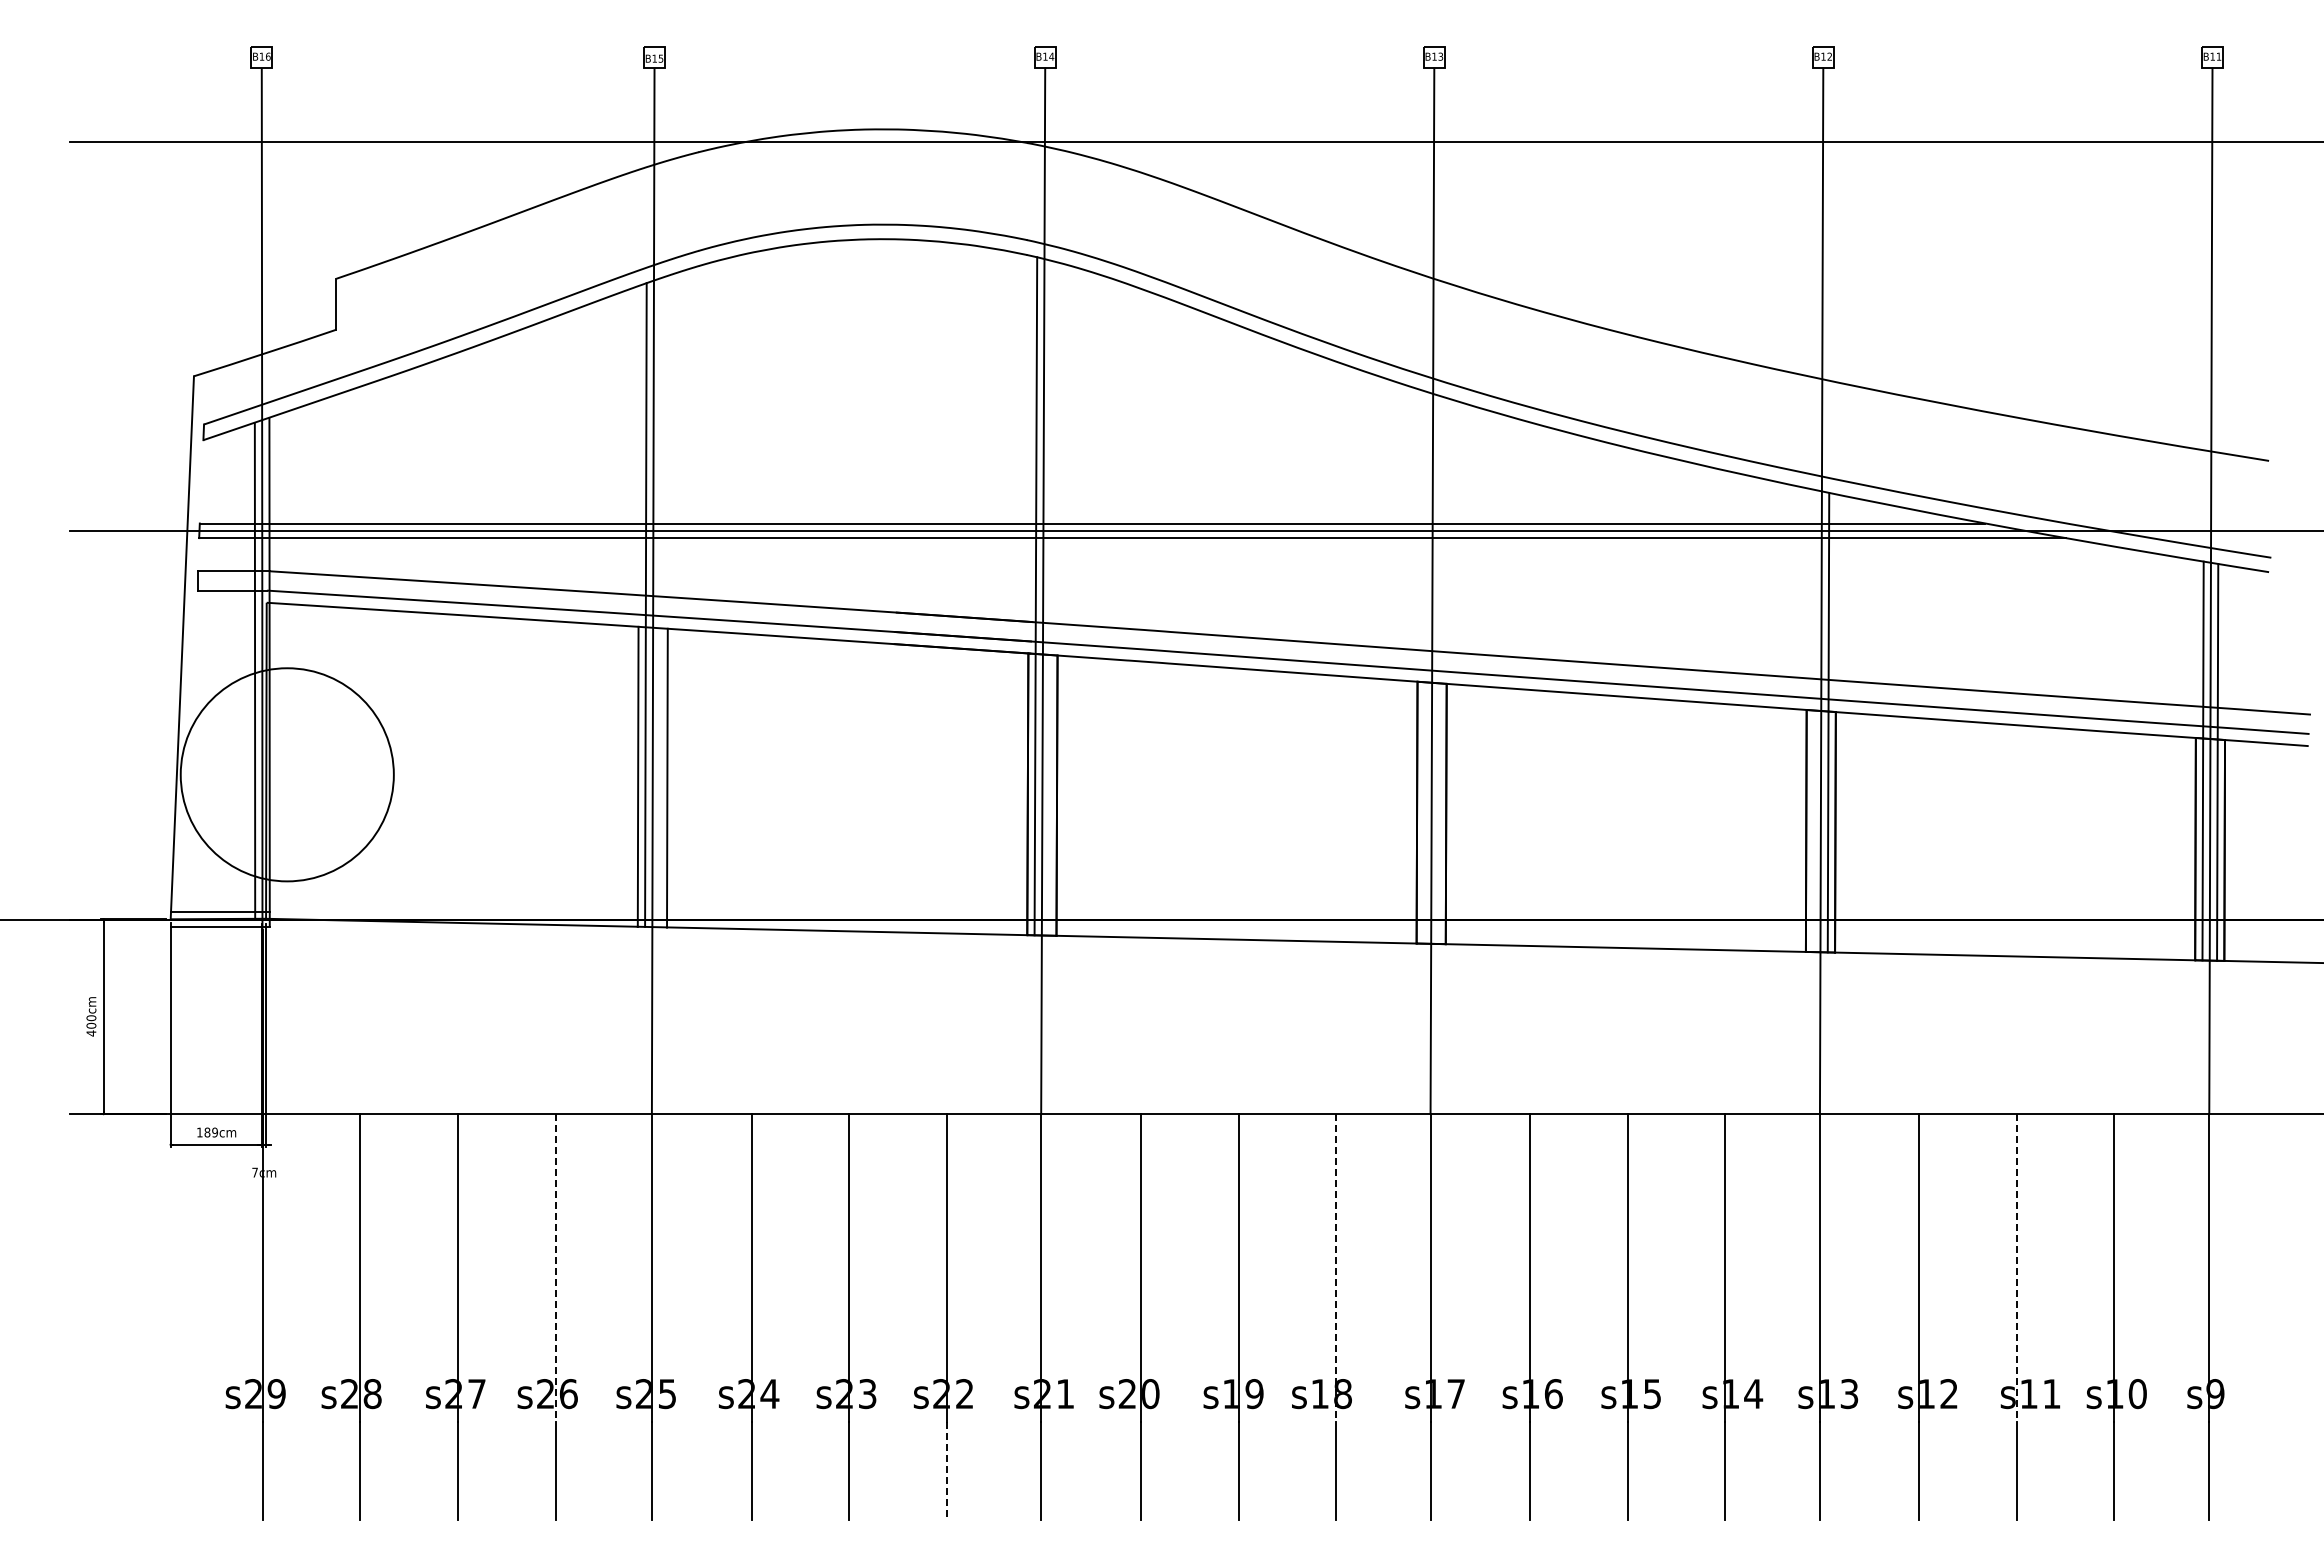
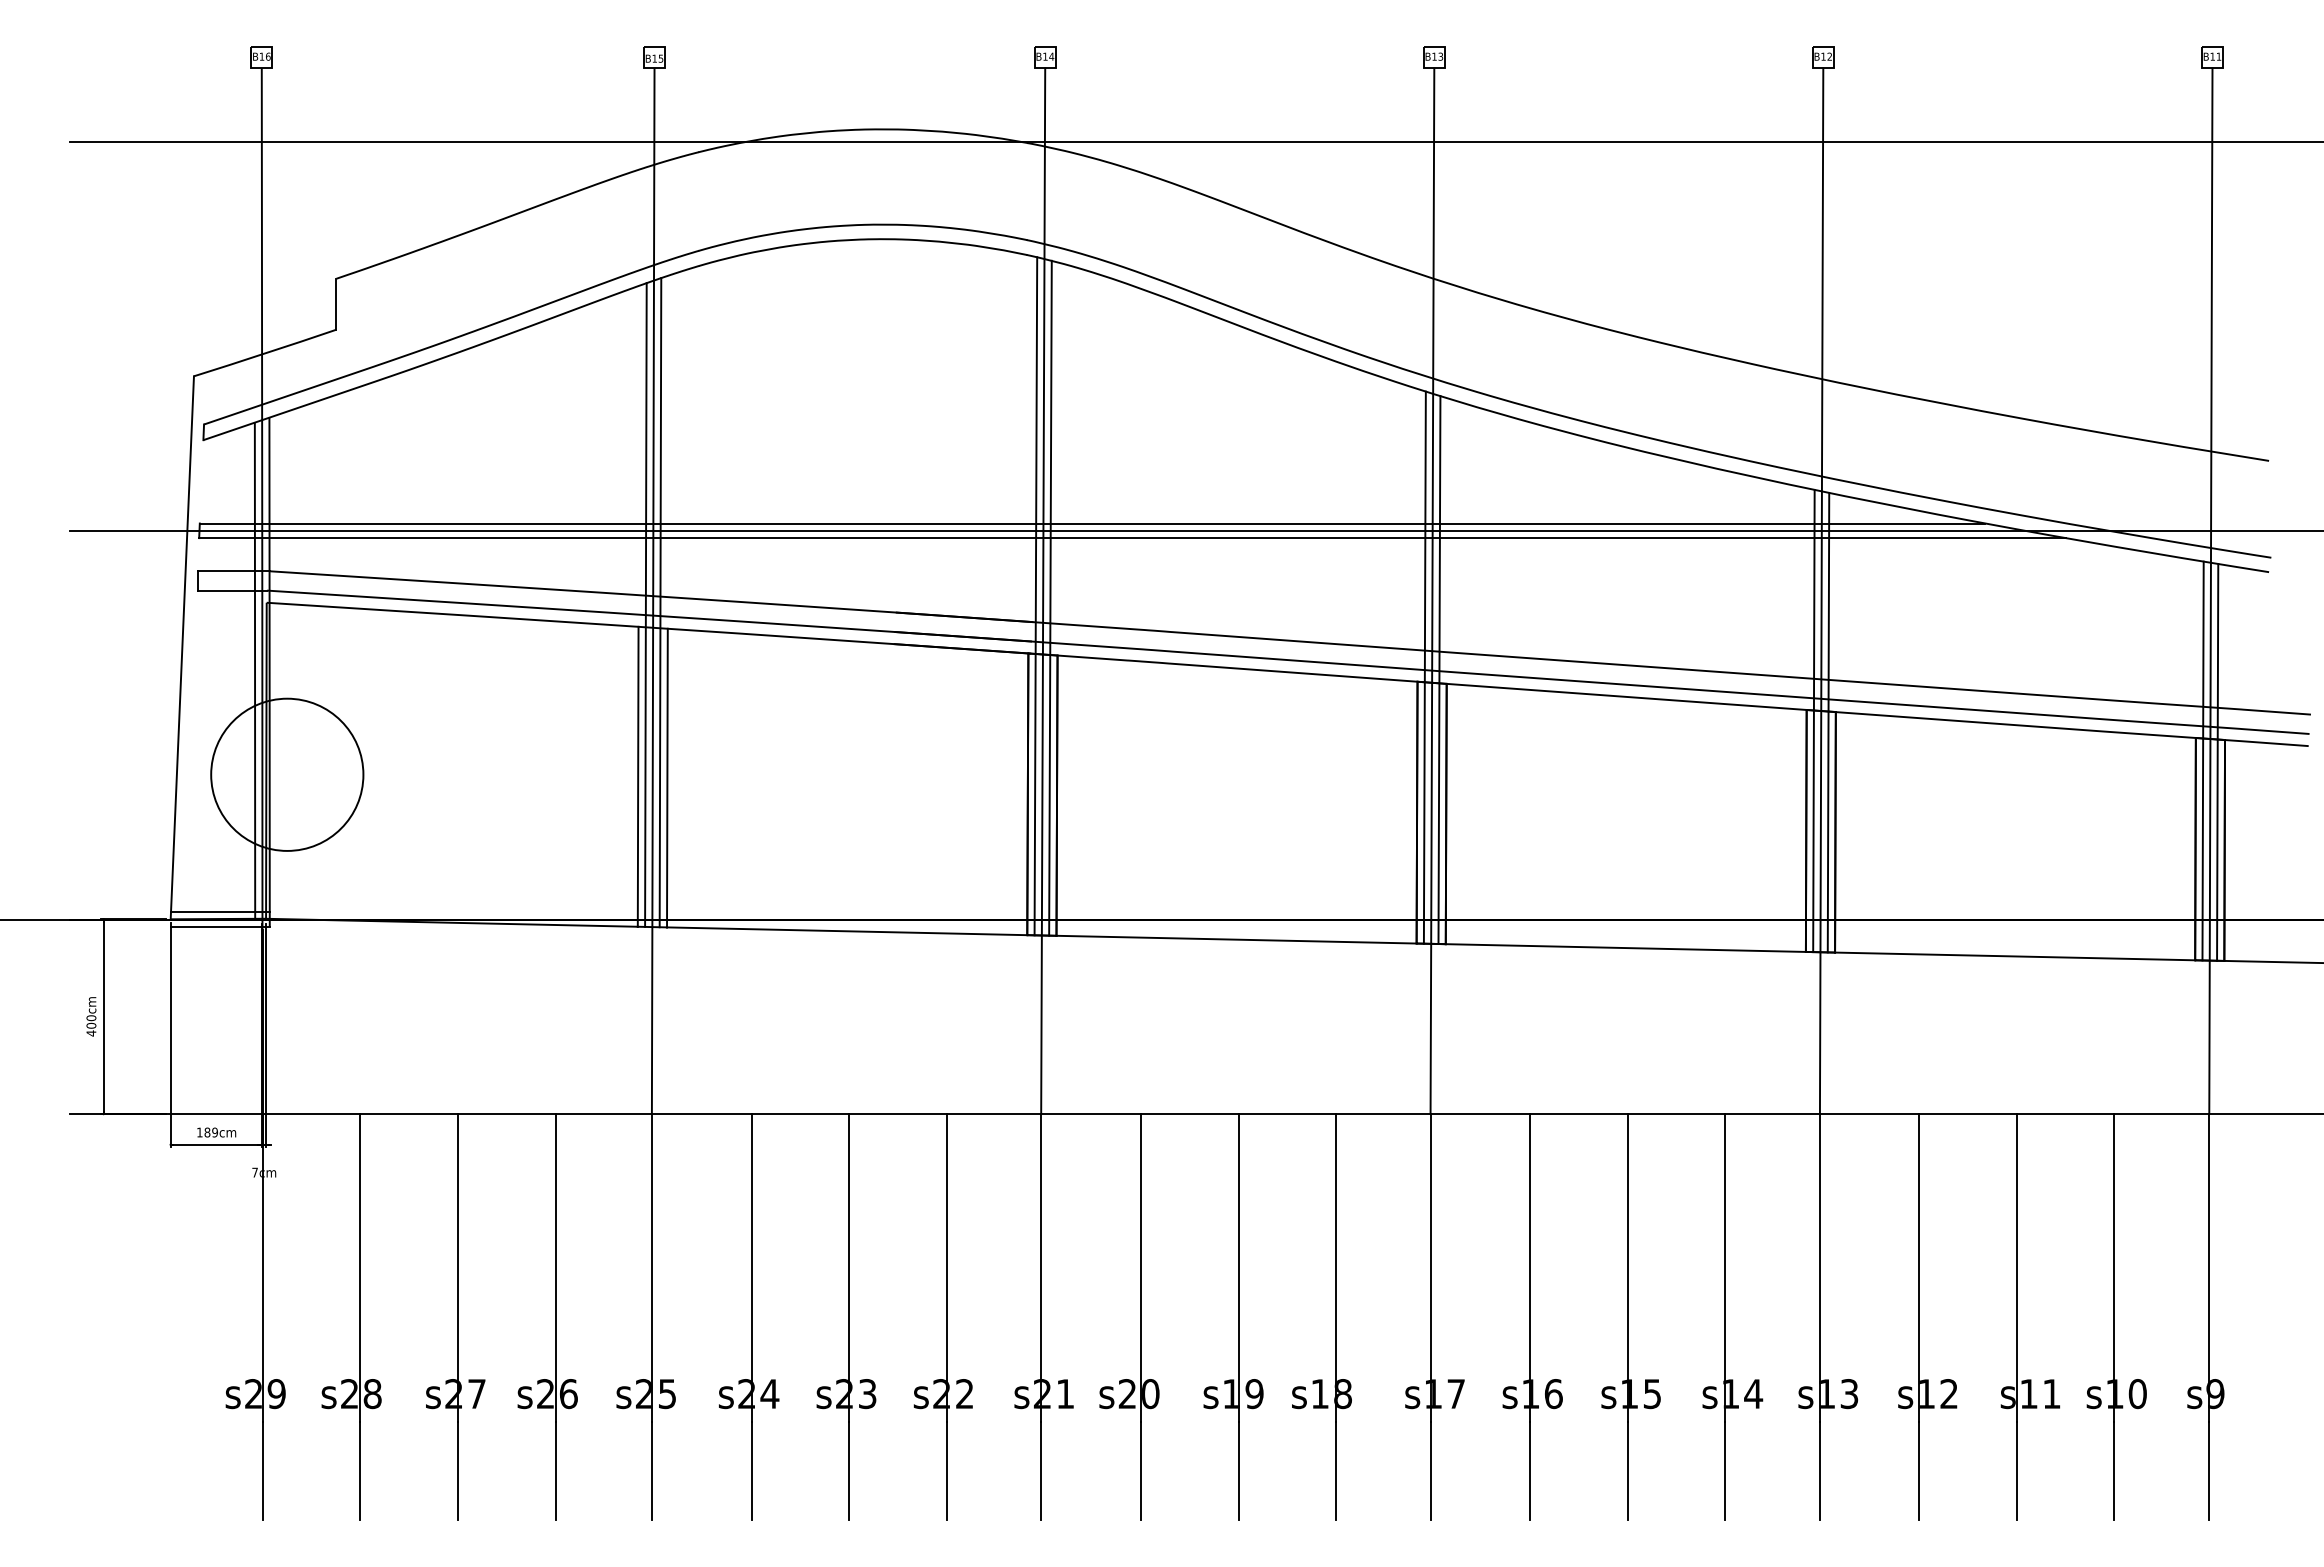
line: none -> present (1050, 597)
line: none -> present (660, 602)
line: none -> present (1424, 667)
line: none -> present (1439, 670)
line: none -> present (1813, 720)
circle diameter: 213 px -> 152 px (287, 774)
line: dashed -> solid (555, 1268)
line: dashed -> solid (1335, 1268)
line: dashed -> solid (2016, 1268)
line: dashed -> solid (946, 1471)
